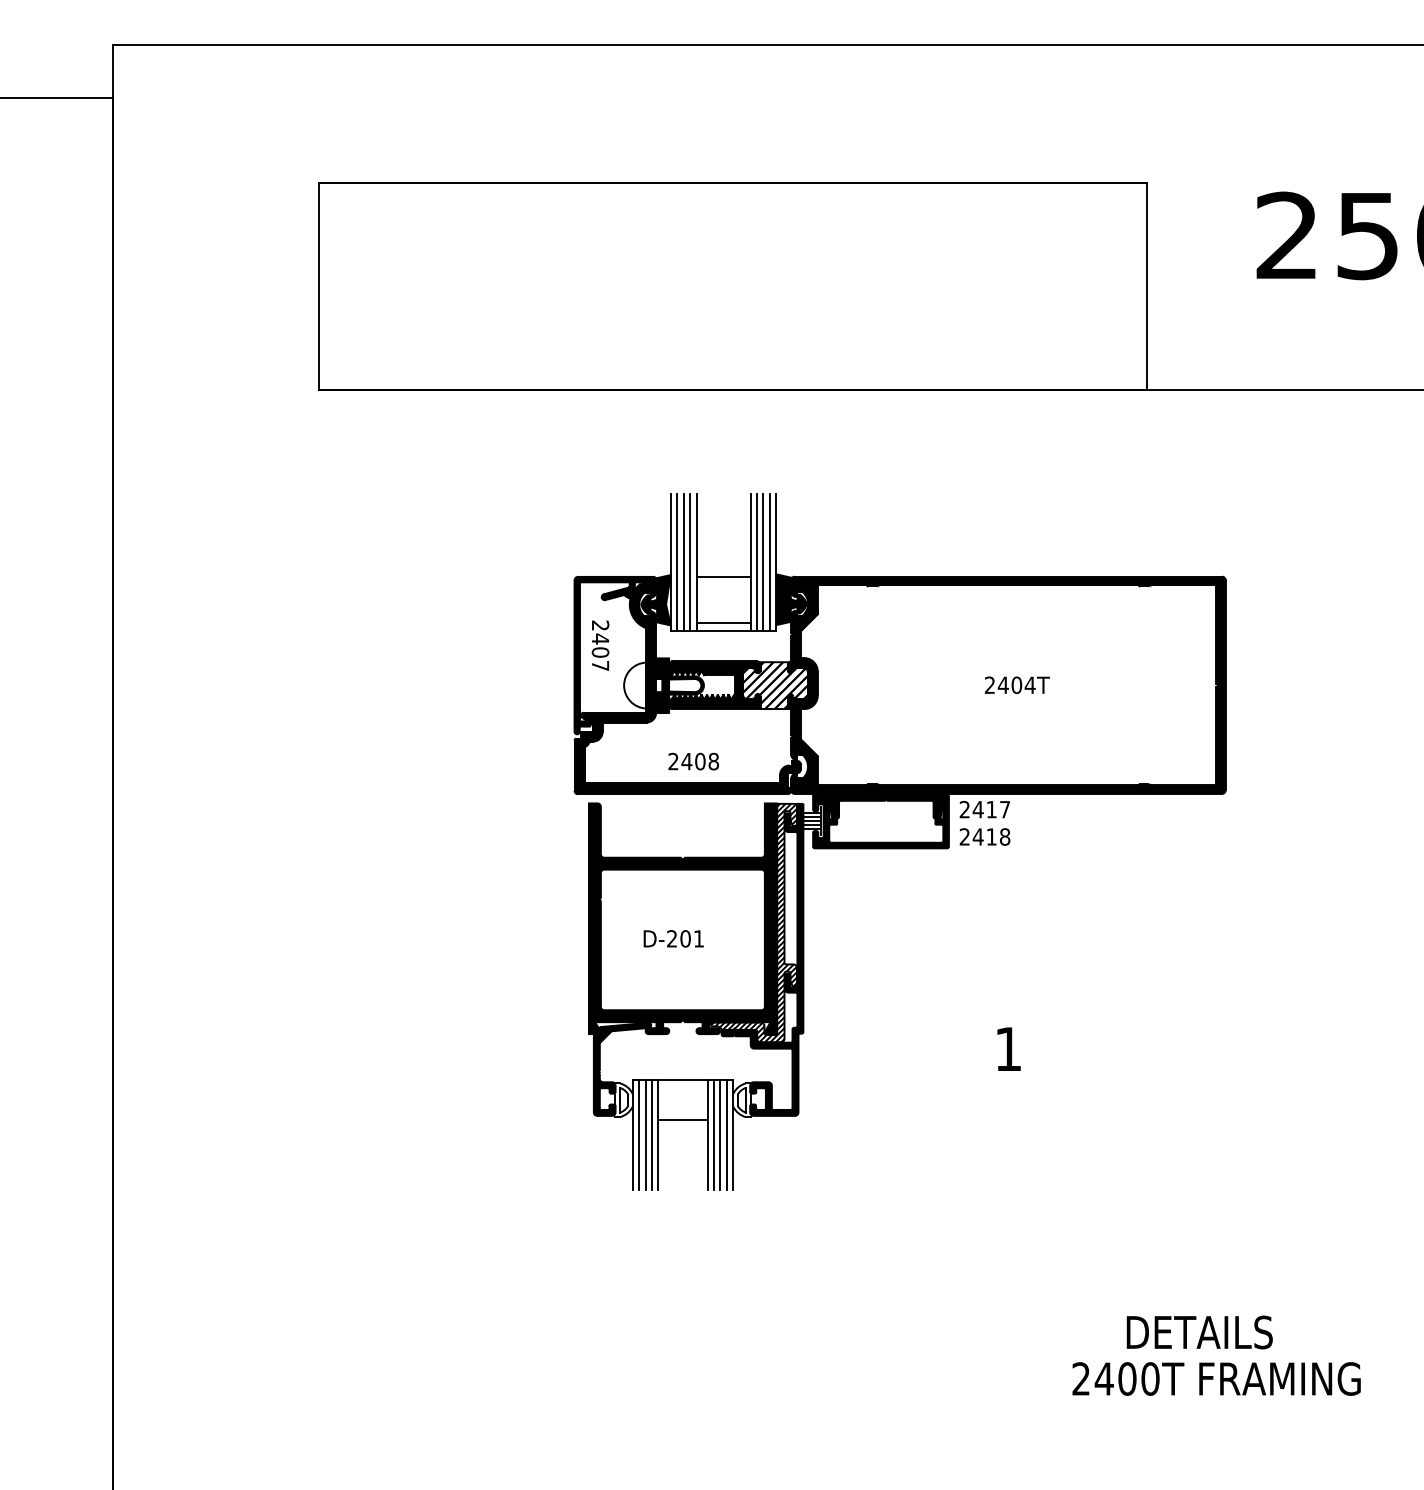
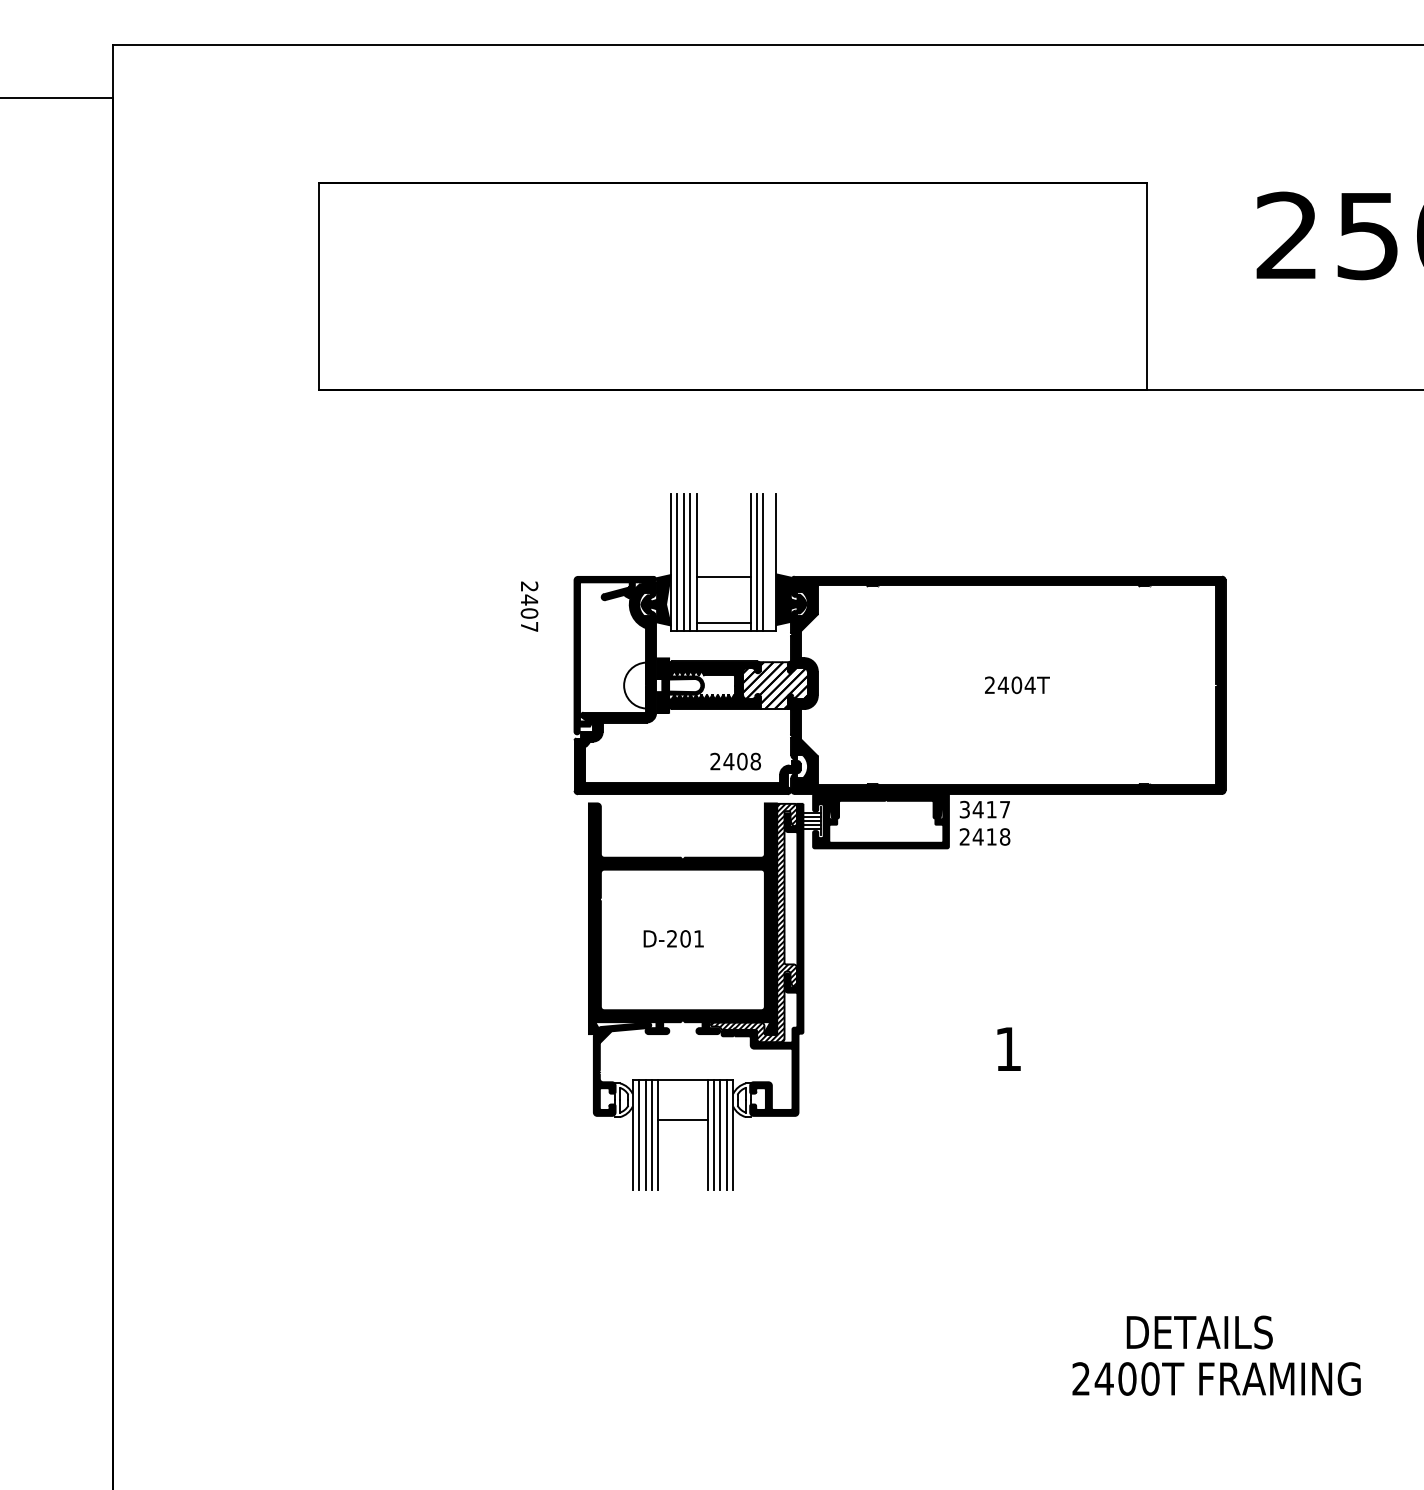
line: present -> none (769, 562)
text position: (600, 645) -> (529, 606) (529, 606)
text position: (693, 761) -> (735, 761) (735, 761)
text: 2417 -> 3417 (964, 809)
